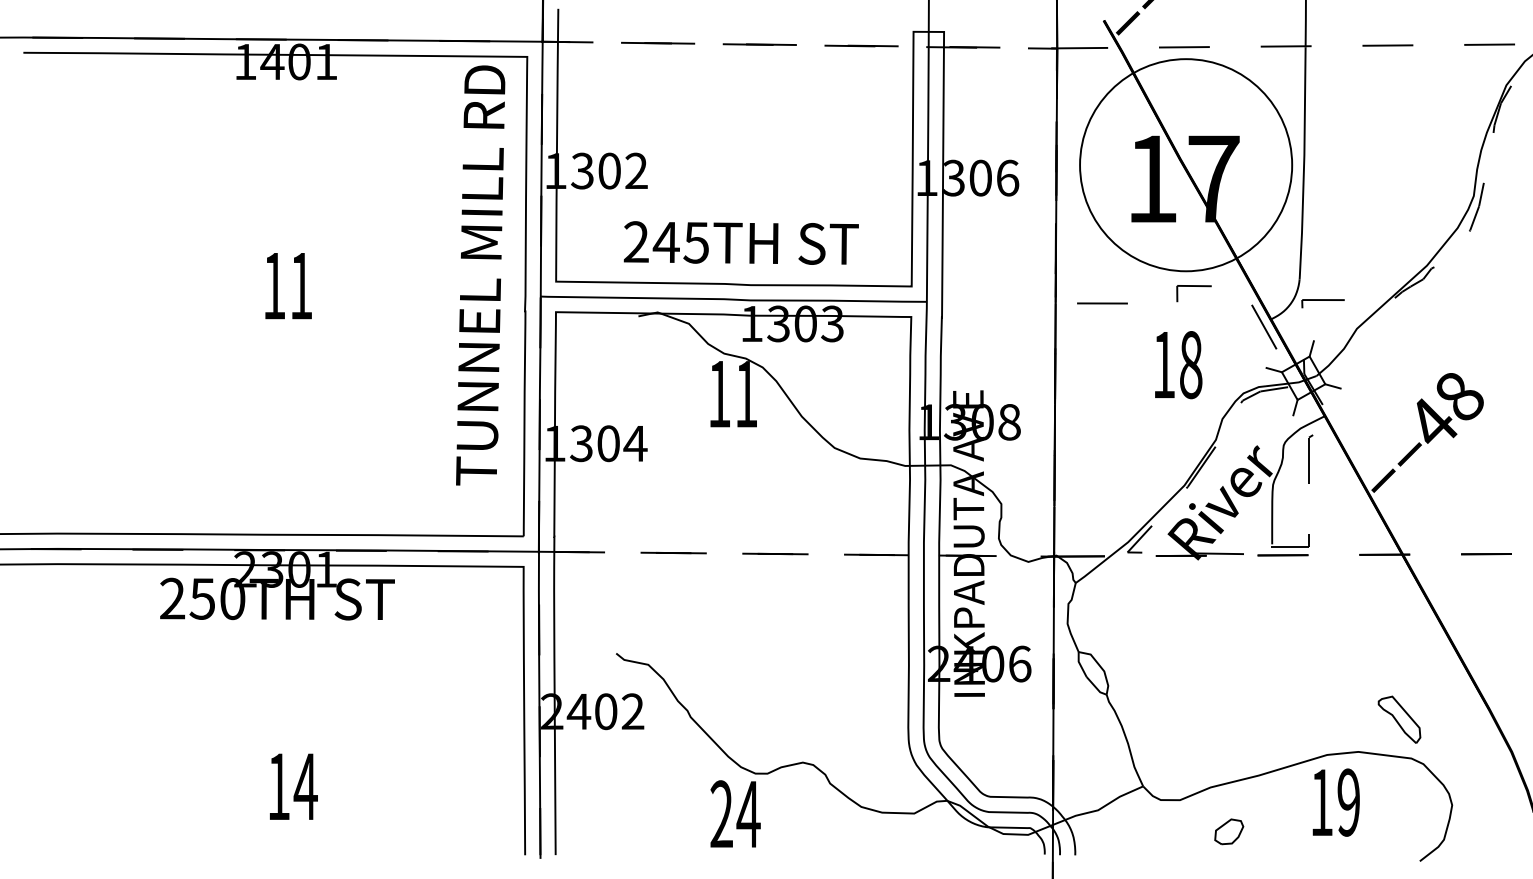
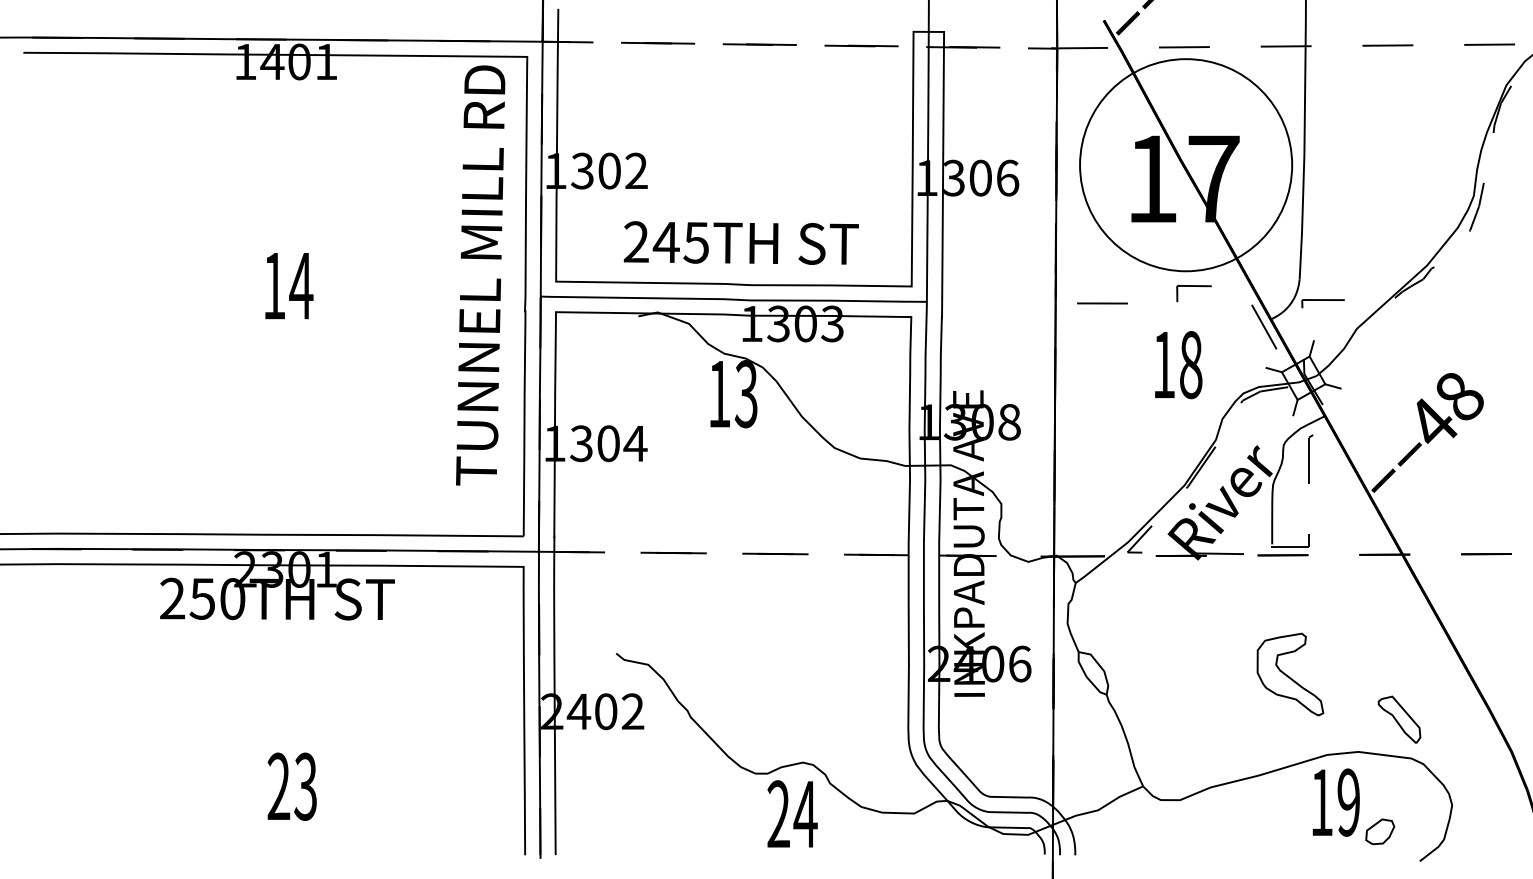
text: 11 -> 14 (301, 286)
text: 11 -> 13 (745, 394)
part: none -> present (1290, 674)
text: 14 -> 23 (292, 786)
text position: (735, 813) -> (792, 813) (792, 813)
part position: (1229, 831) -> (1380, 831) (1380, 831)
